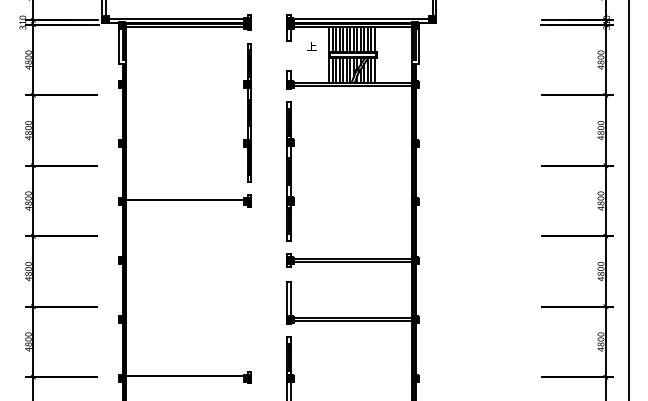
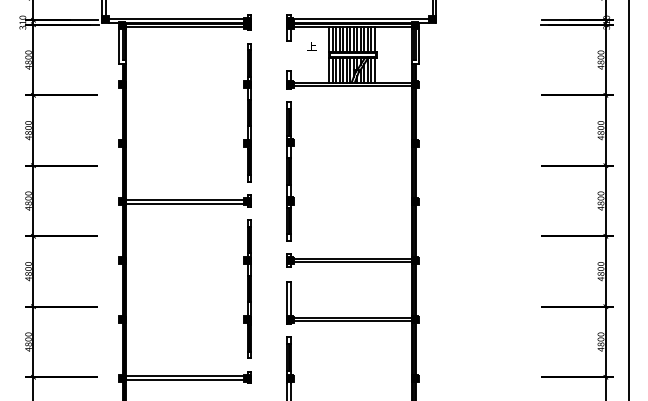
line: none -> present (185, 203)
part: none -> present (247, 288)
line: none -> present (185, 379)
